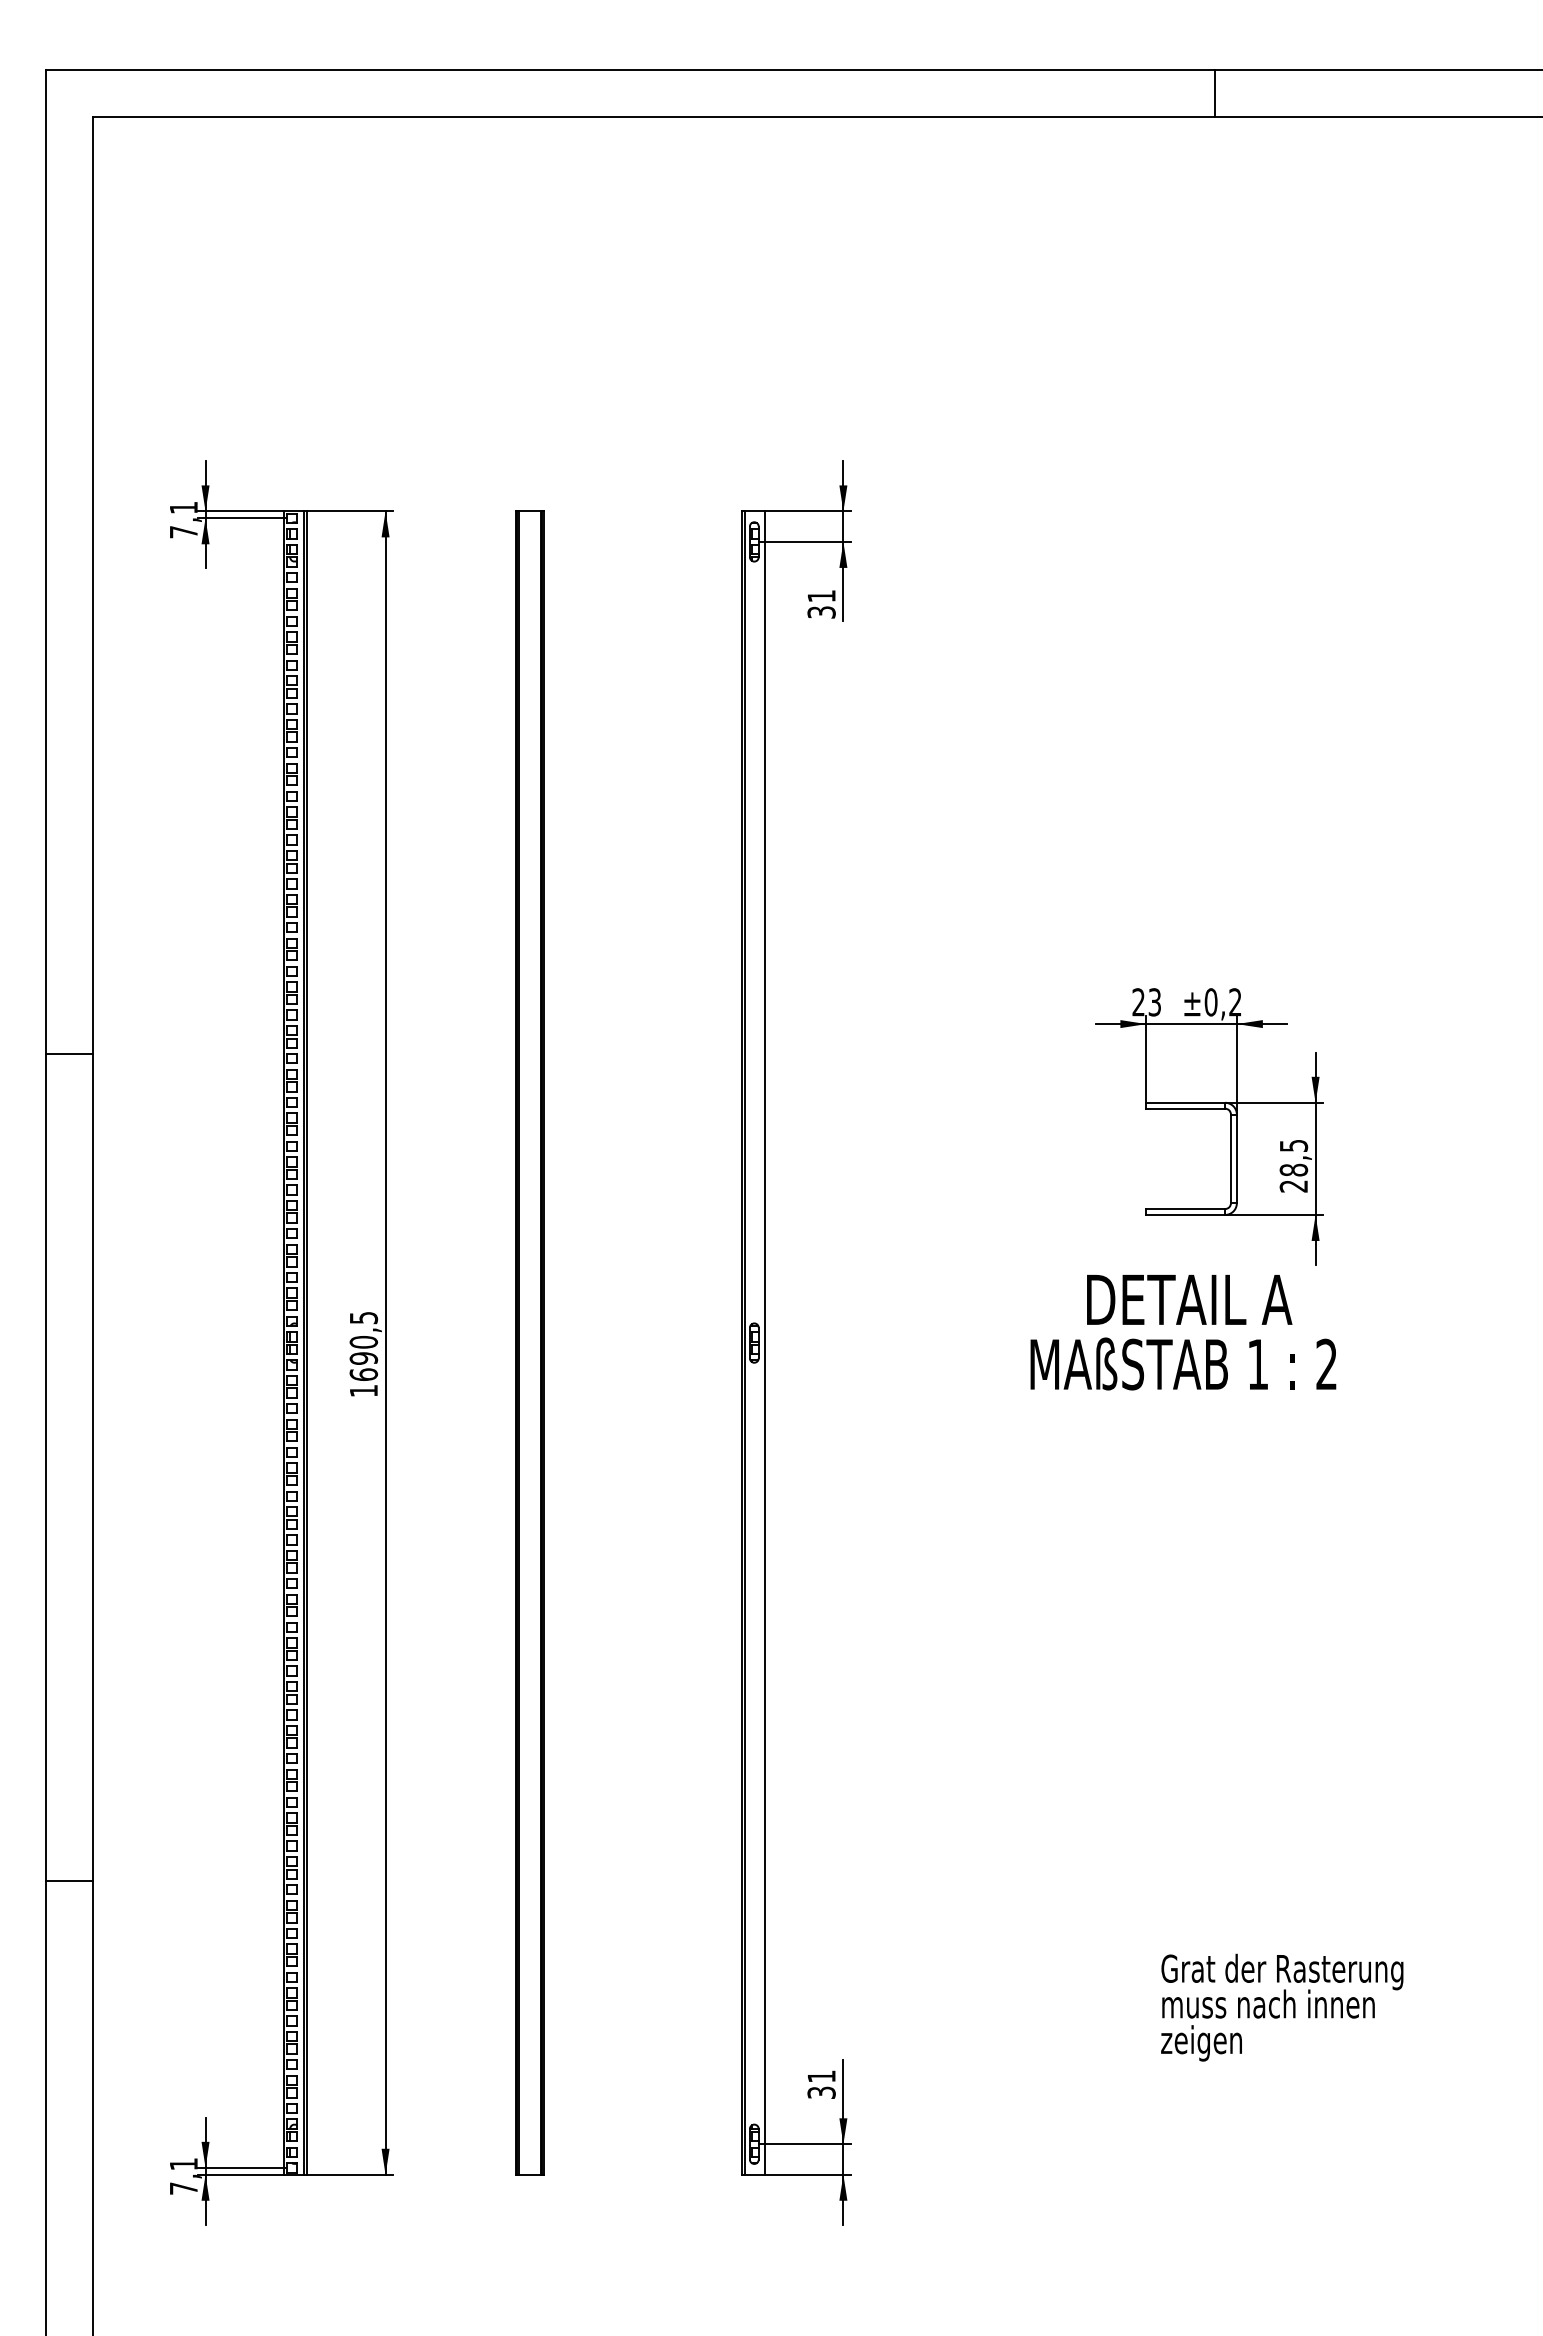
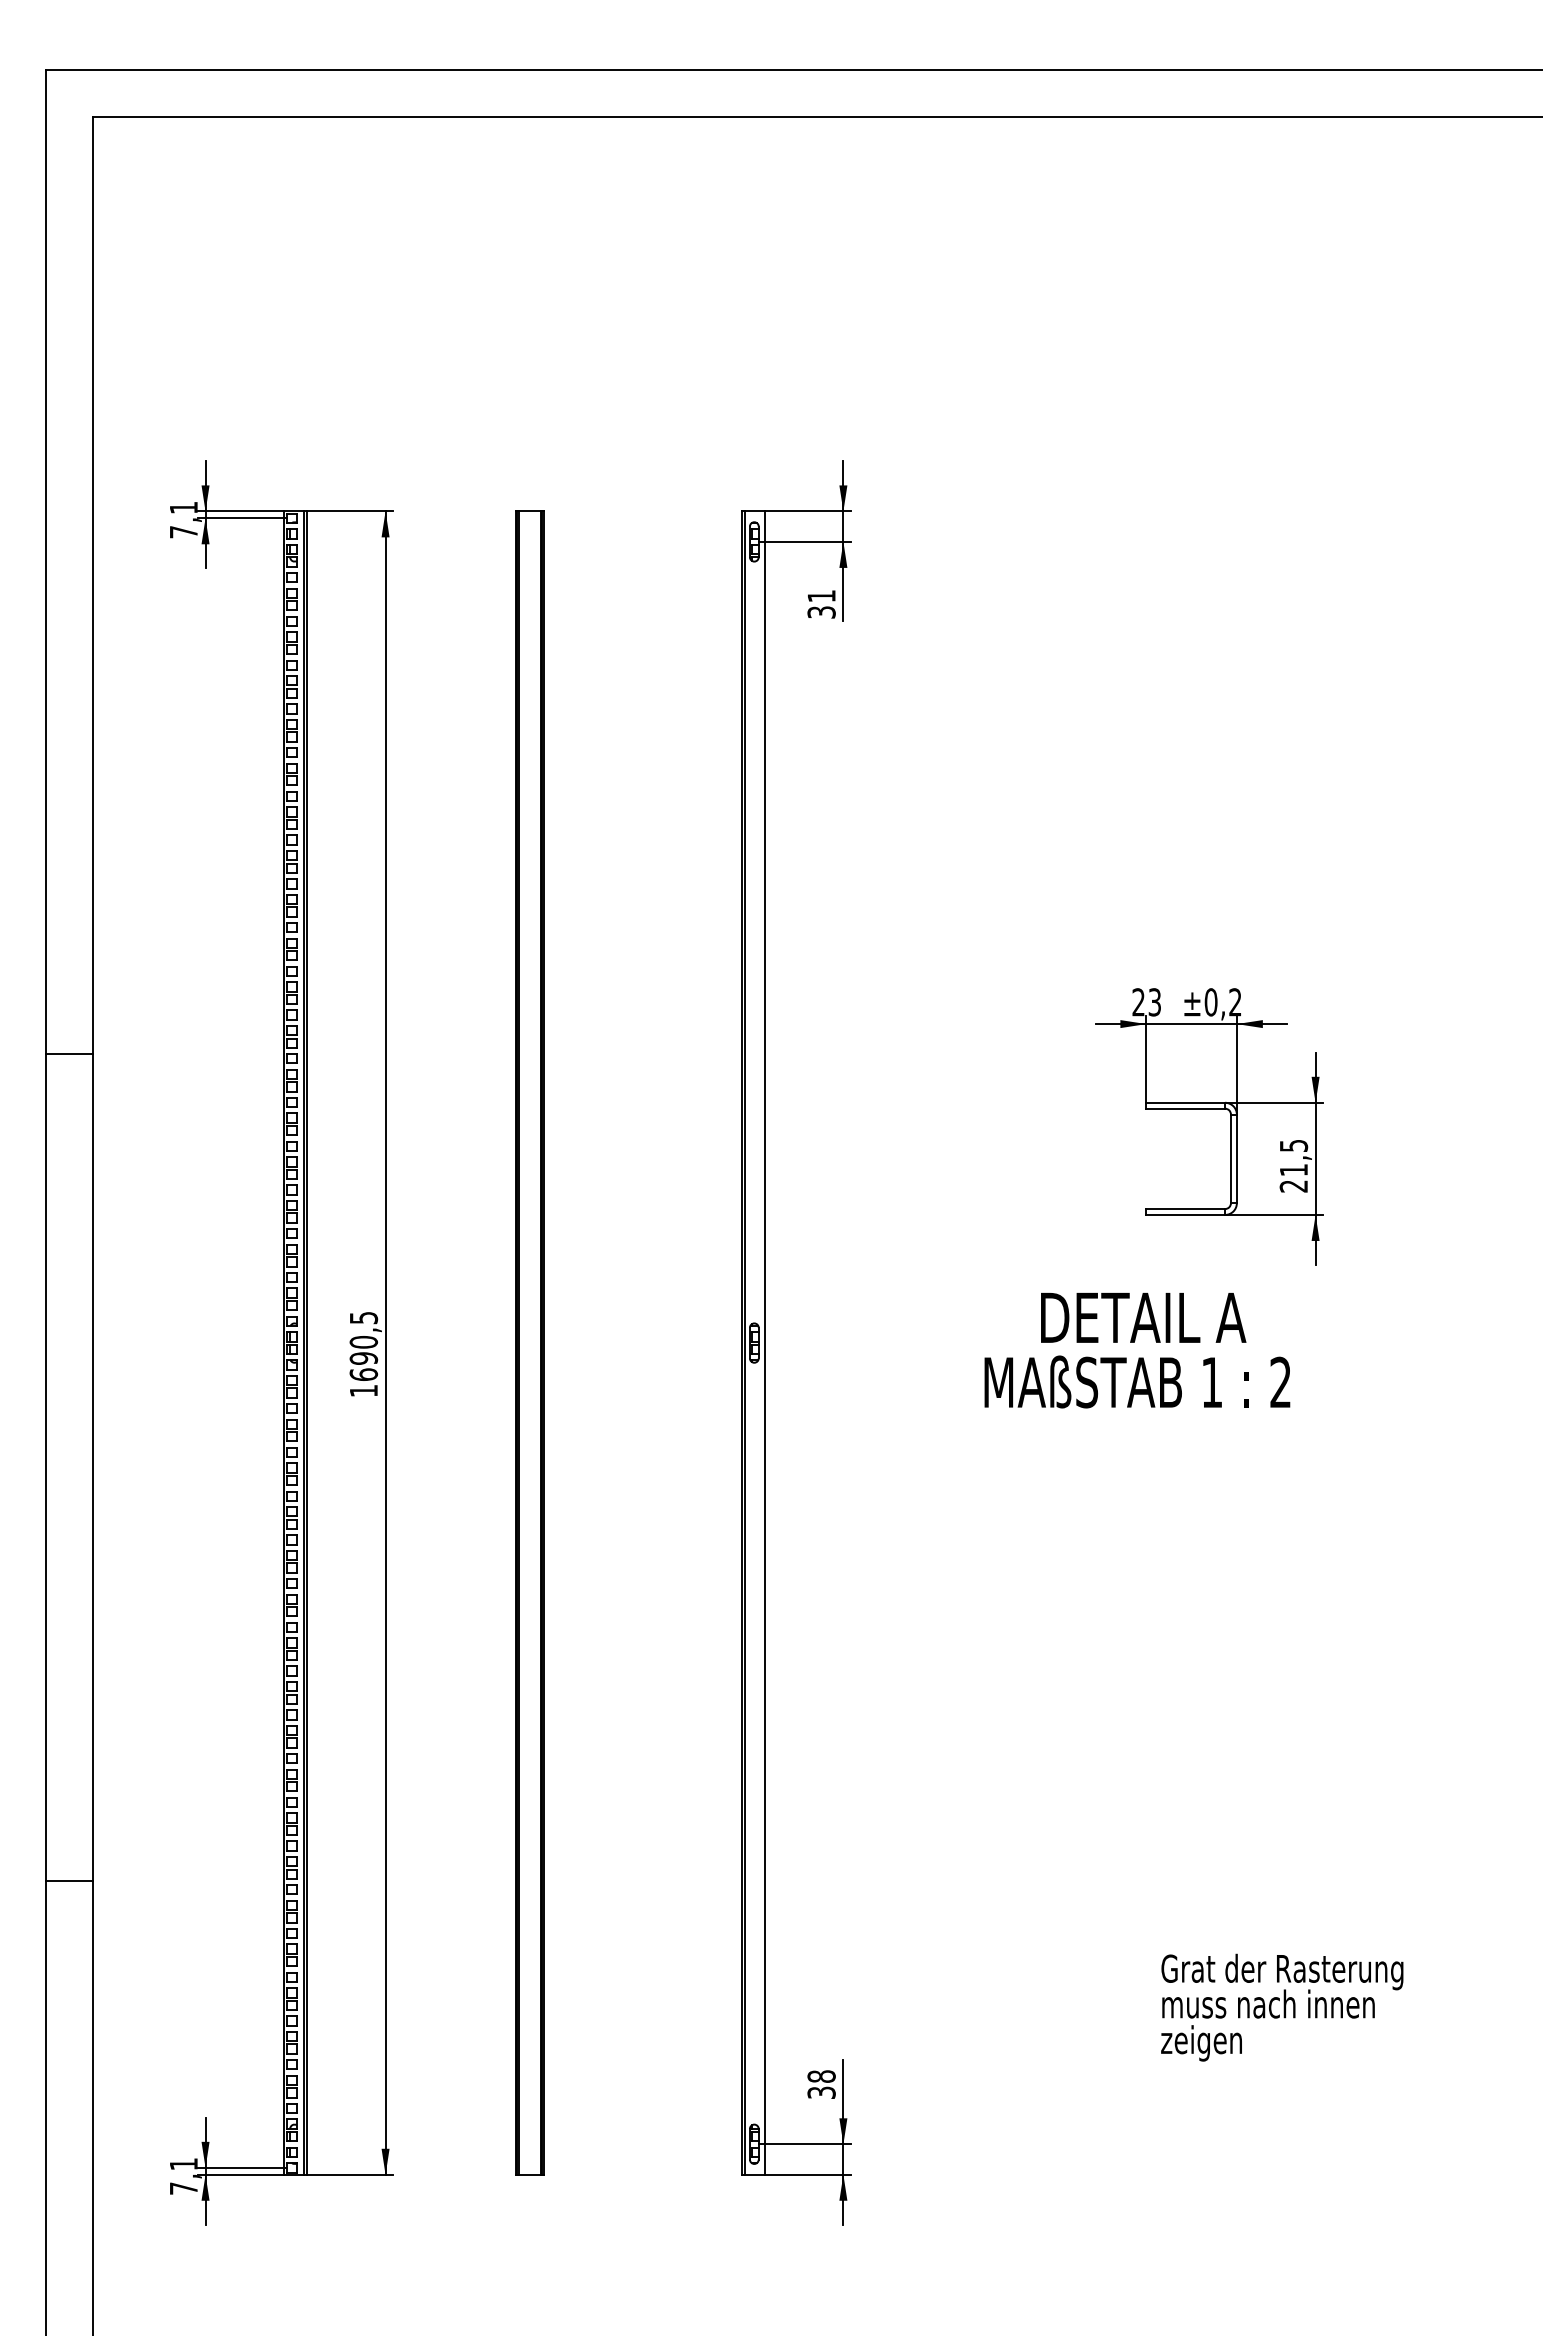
line: present -> none (1215, 93)
text: 28,5 -> 21,5 (1293, 1169)
text position: (1183, 1332) -> (1137, 1350) (1137, 1350)
text: 31 -> 38 (821, 2076)
